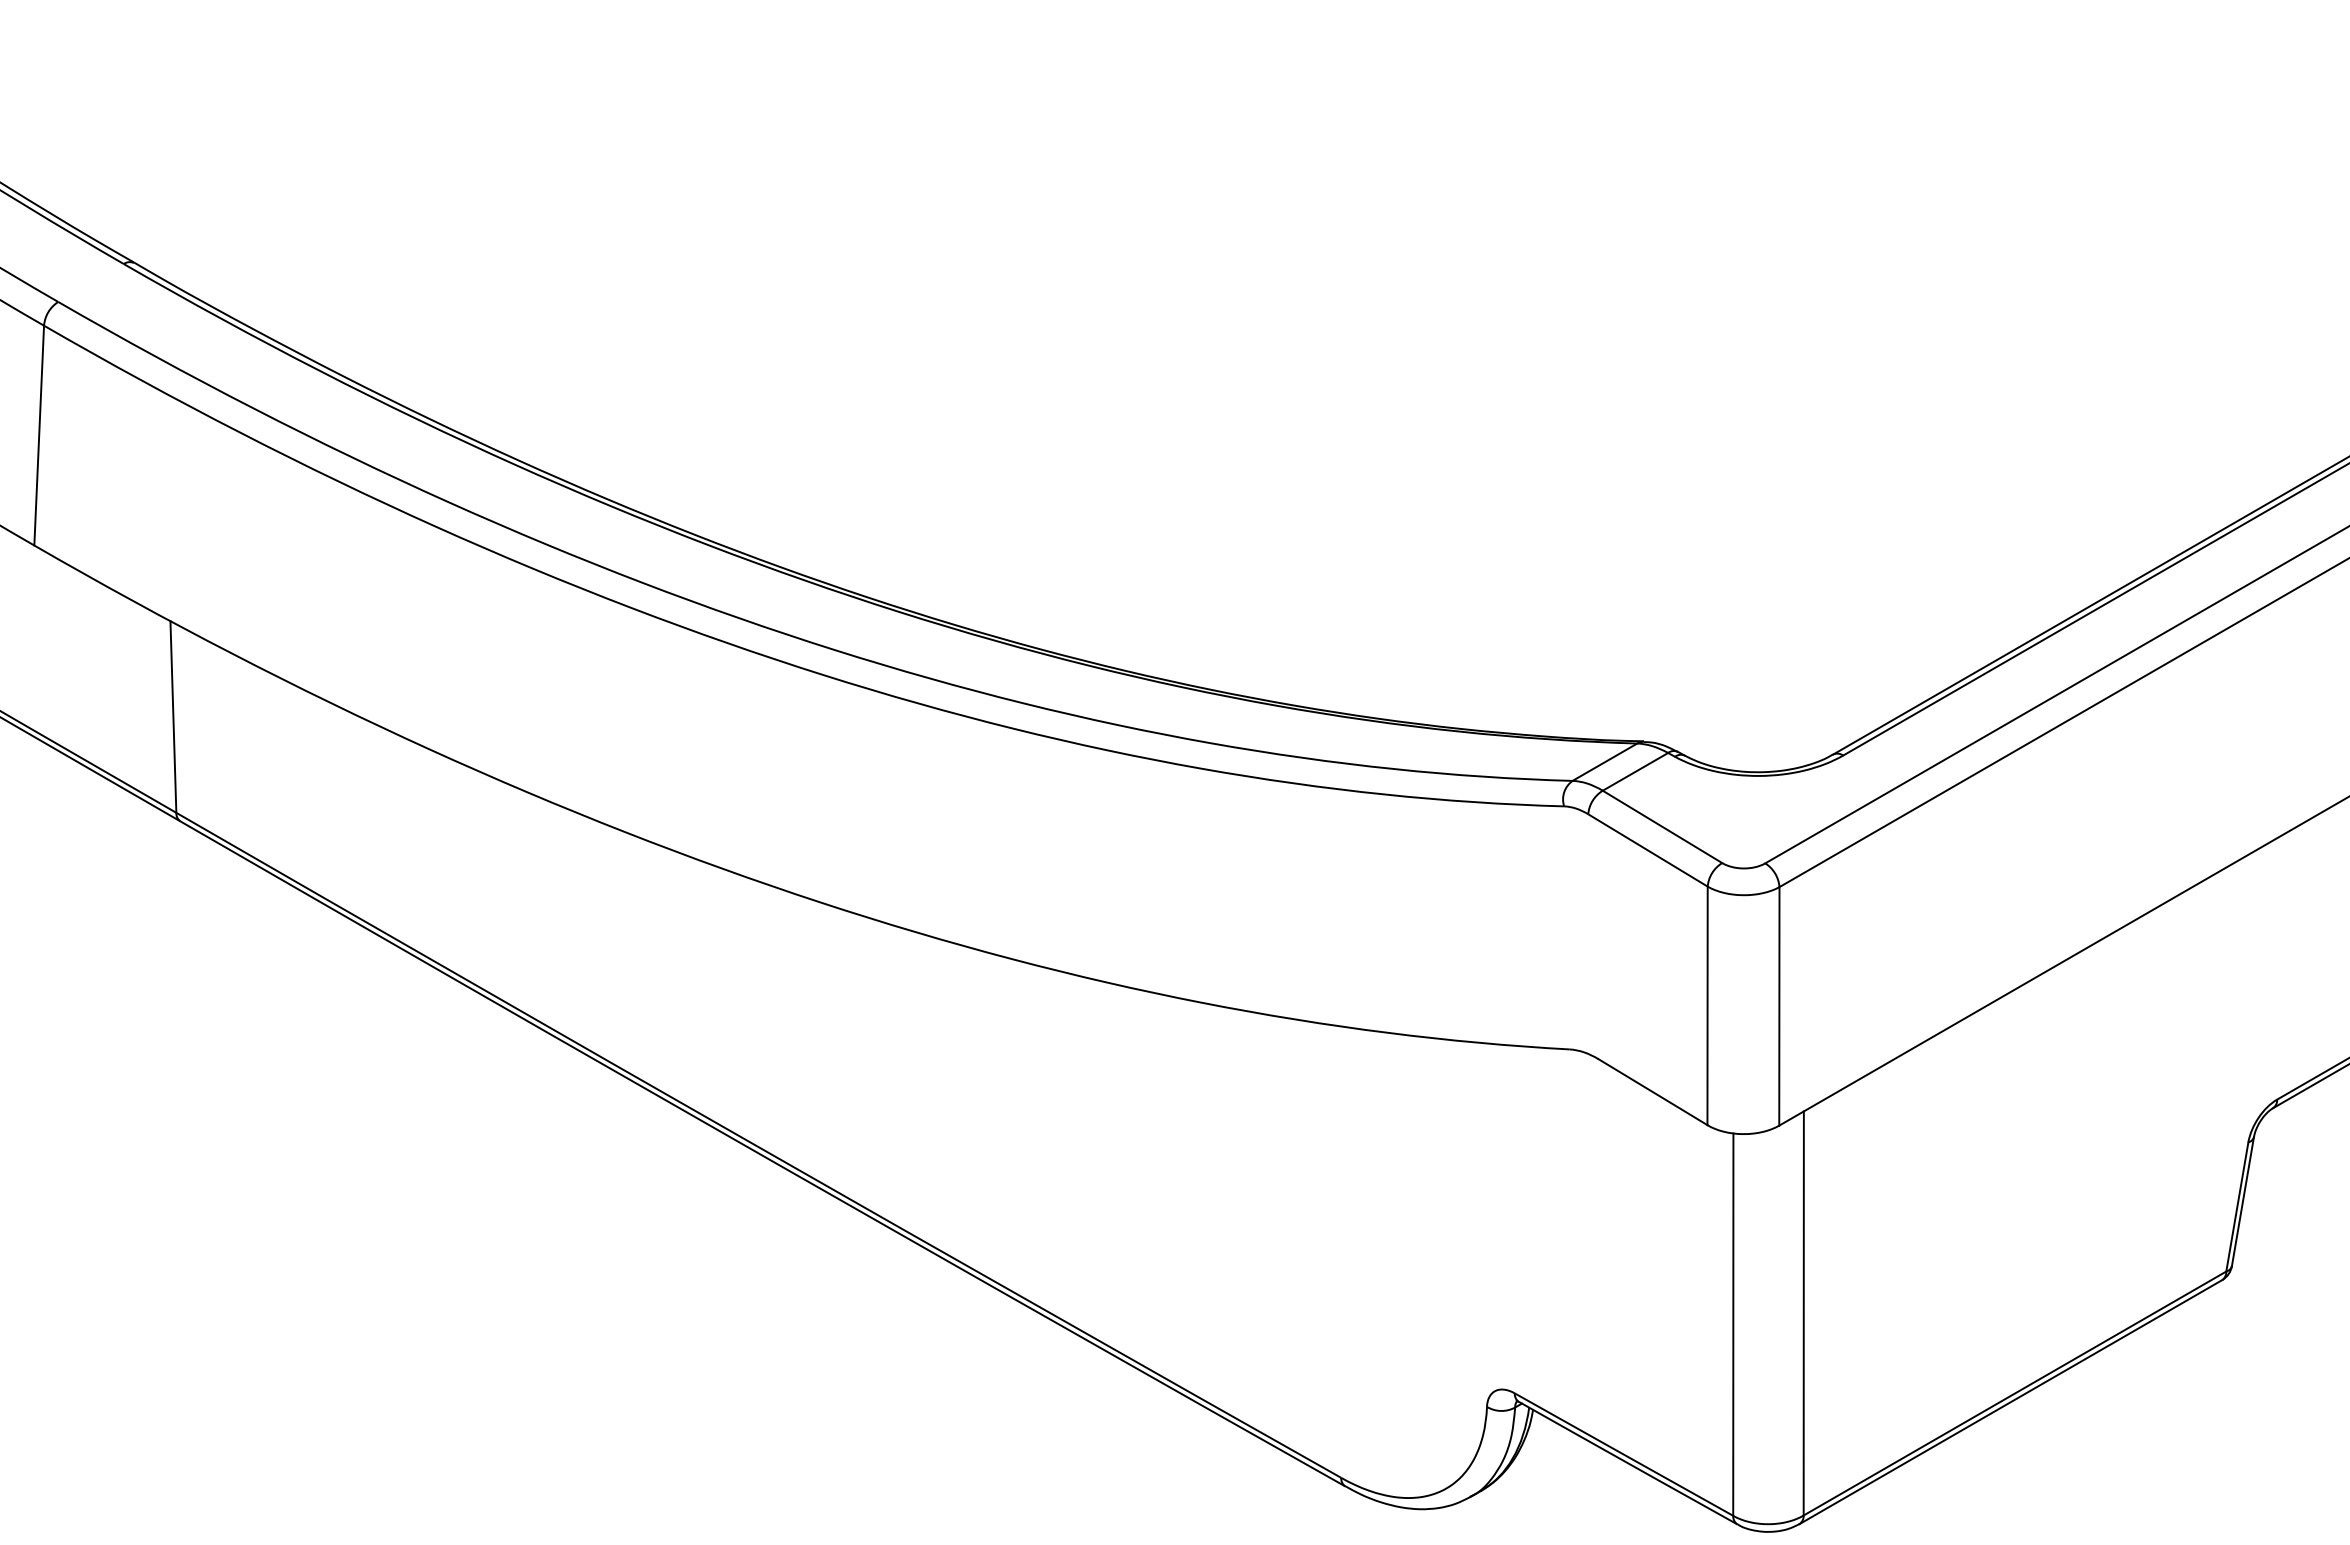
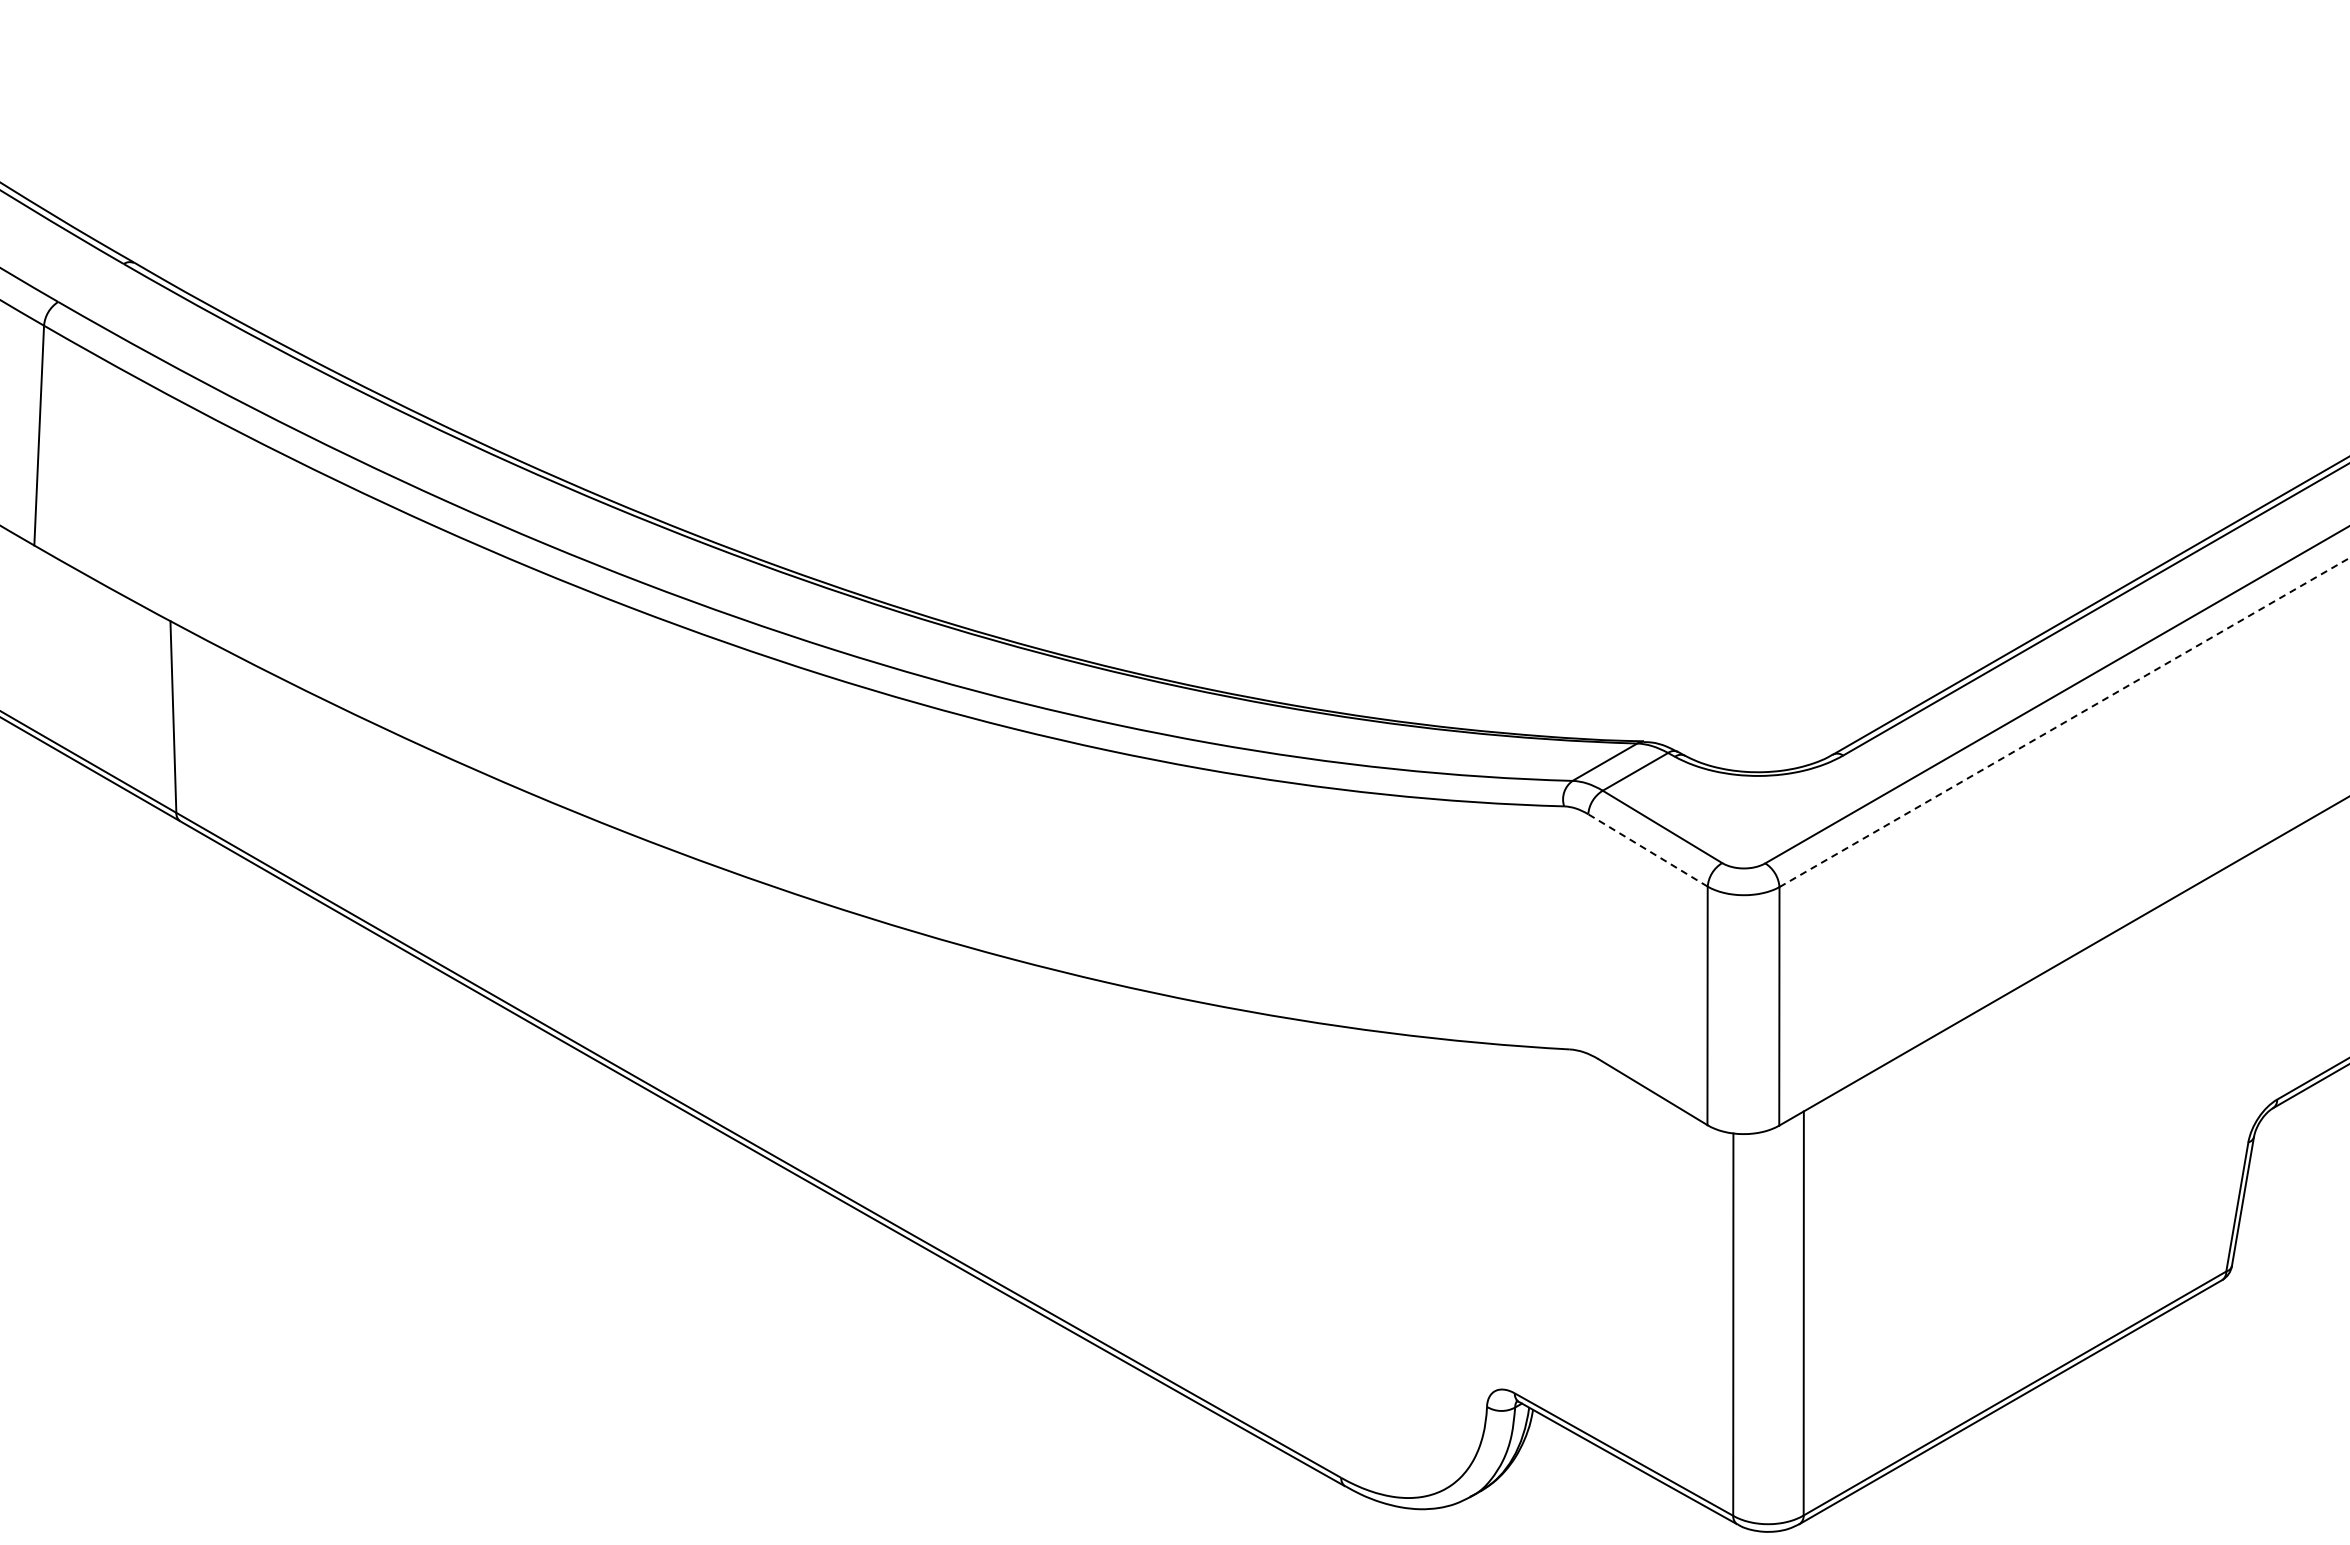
line: solid -> dashed (2064, 722)
line: solid -> dashed (1648, 850)
